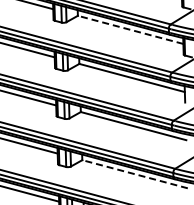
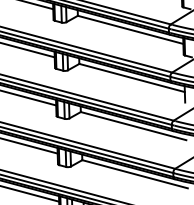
line: dashed -> solid (130, 29)
line: dashed -> solid (135, 174)
